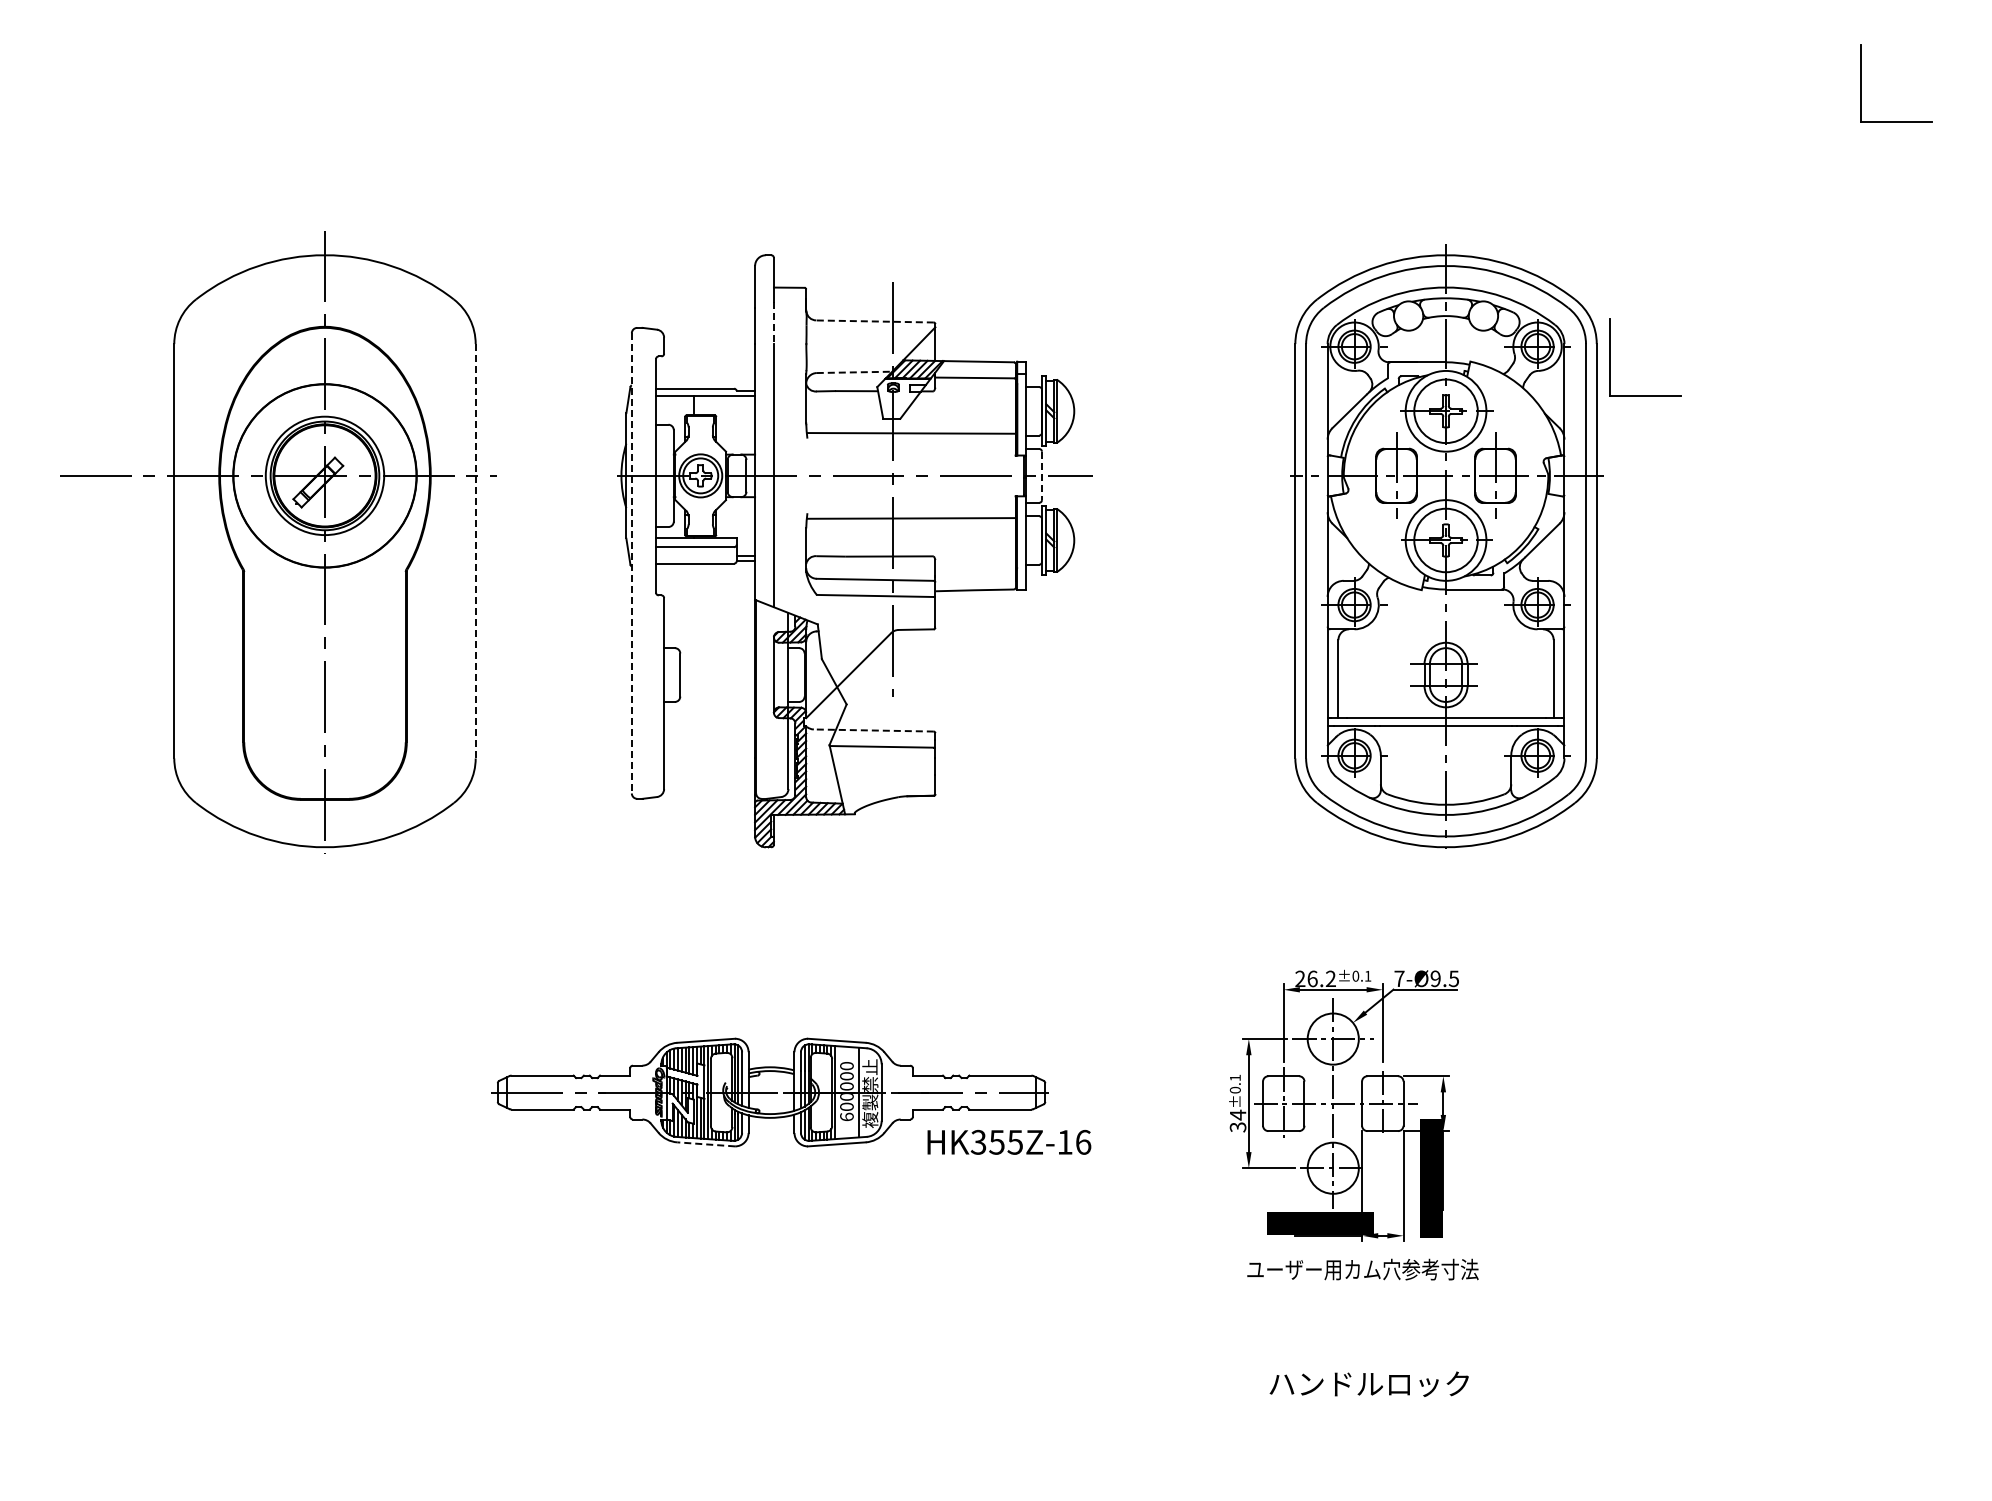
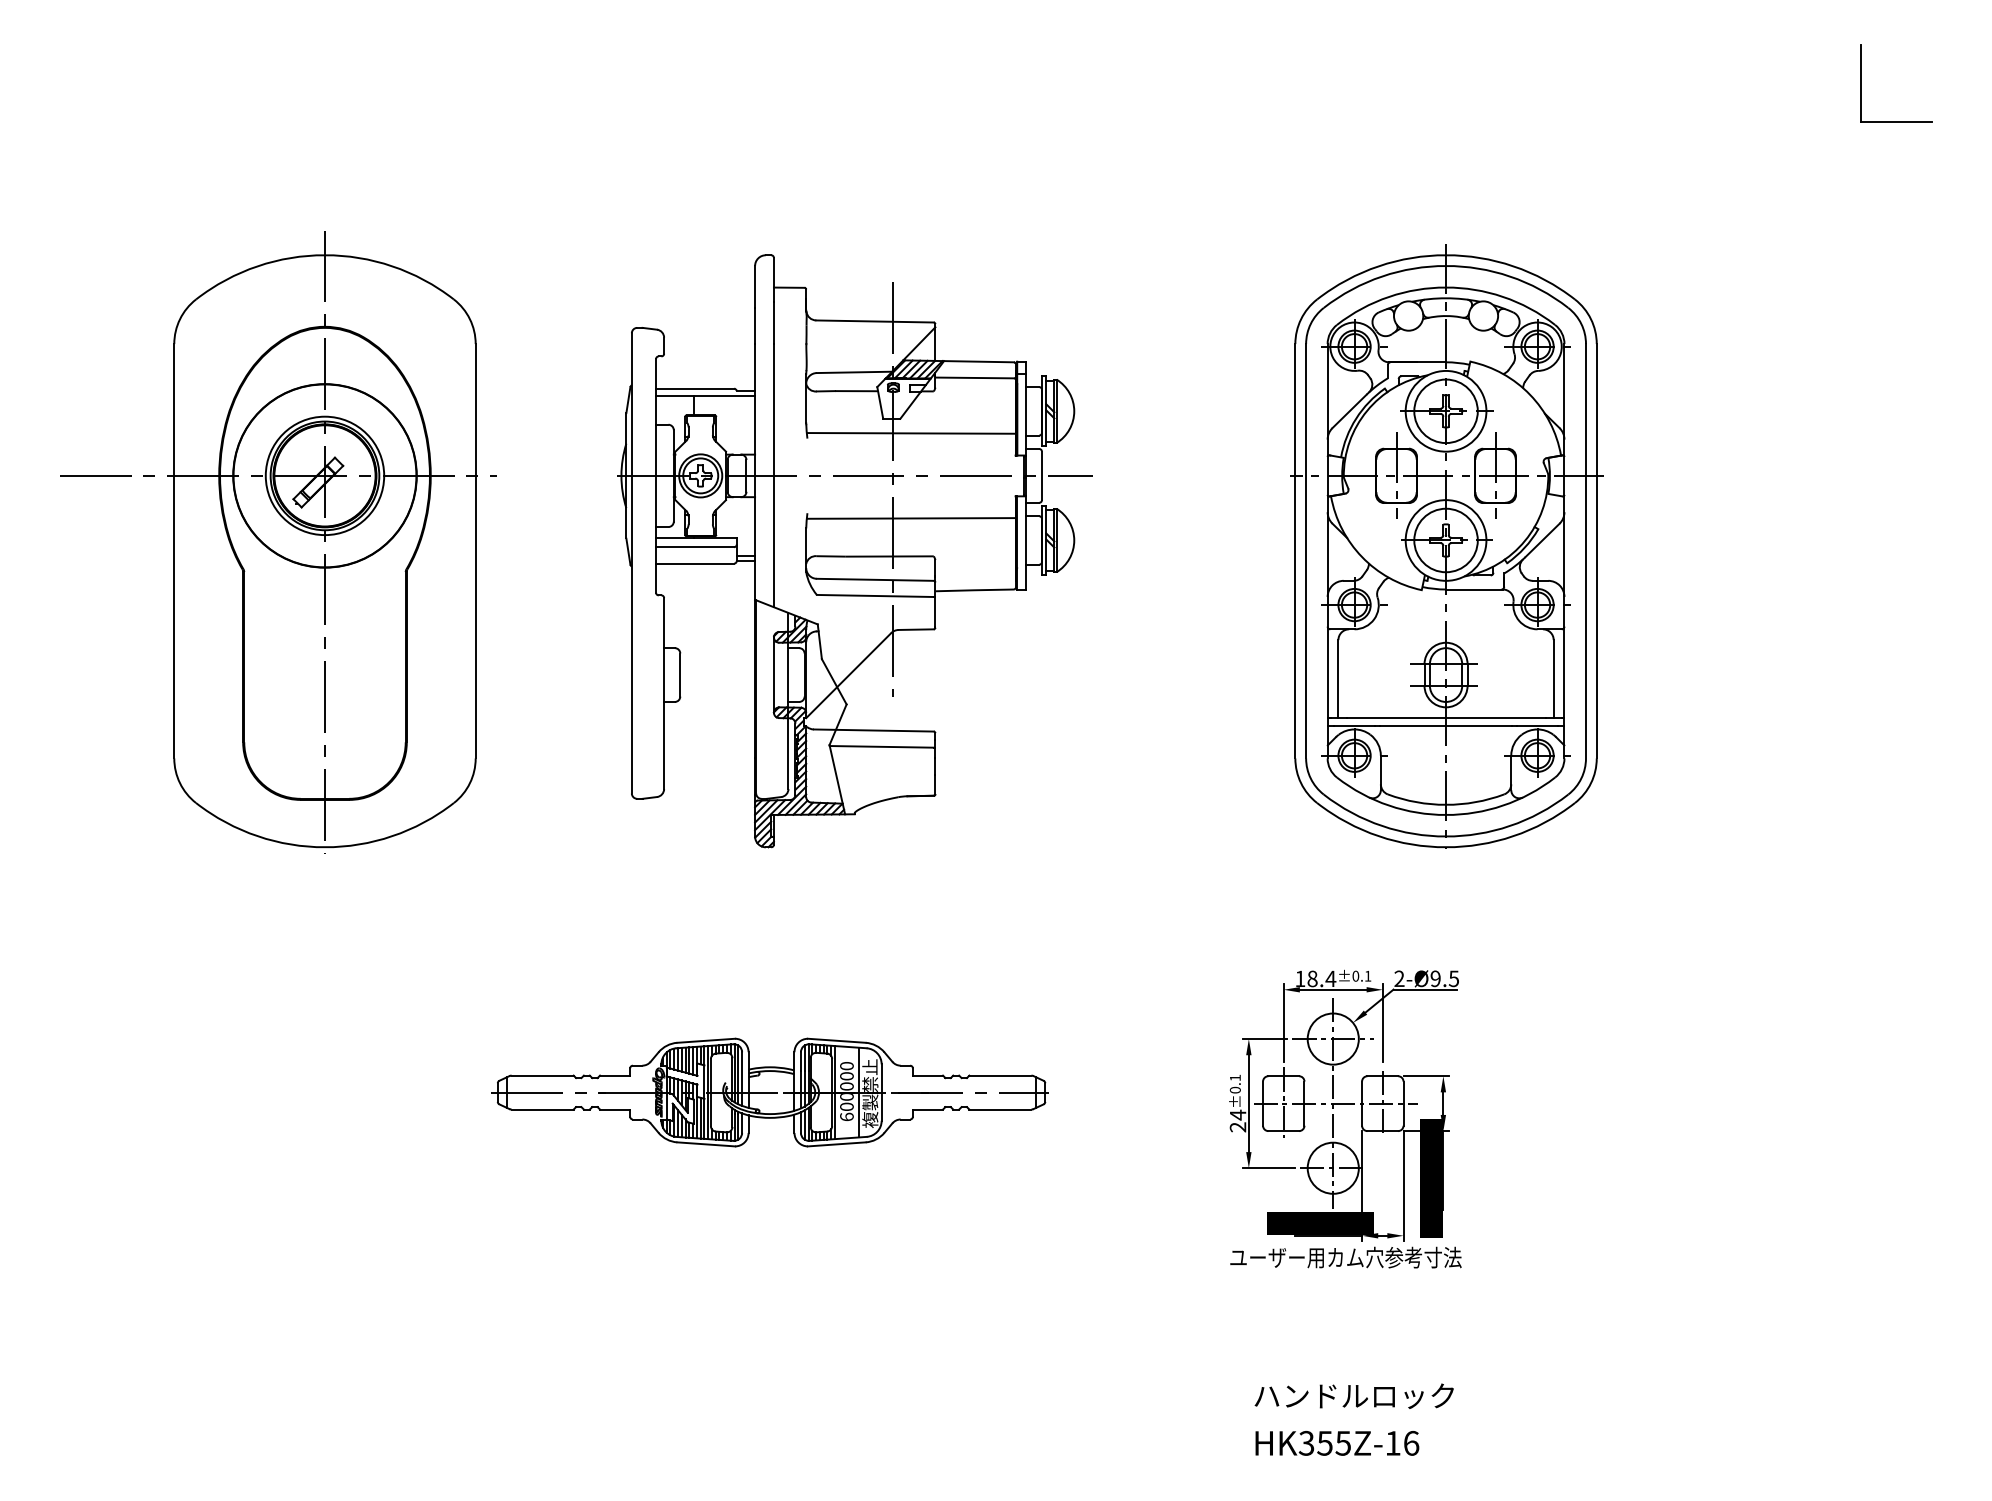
line: dashed -> solid (875, 321)
line: dashed -> solid (773, 323)
part: present -> none (1610, 357)
line: dashed -> solid (854, 372)
line: dashed -> solid (1041, 476)
line: dashed -> solid (475, 551)
line: dashed -> solid (631, 563)
line: dashed -> solid (873, 730)
text: 26.2 -> 18.4 (1315, 978)
text: 7-Ø9.5 -> 2-Ø9.5 (1399, 978)
text: 34 -> 24 (1238, 1127)
text position: (1009, 1142) -> (1337, 1443) (1337, 1443)
line: dashed -> solid (706, 1144)
text position: (1362, 1269) -> (1345, 1257) (1345, 1257)
text position: (1368, 1383) -> (1353, 1395) (1353, 1395)
